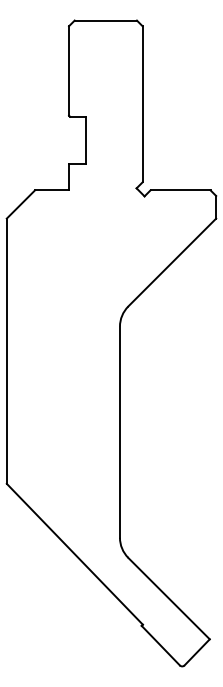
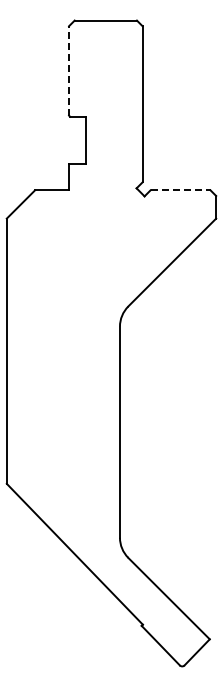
line: solid -> dashed (69, 70)
line: solid -> dashed (180, 190)
